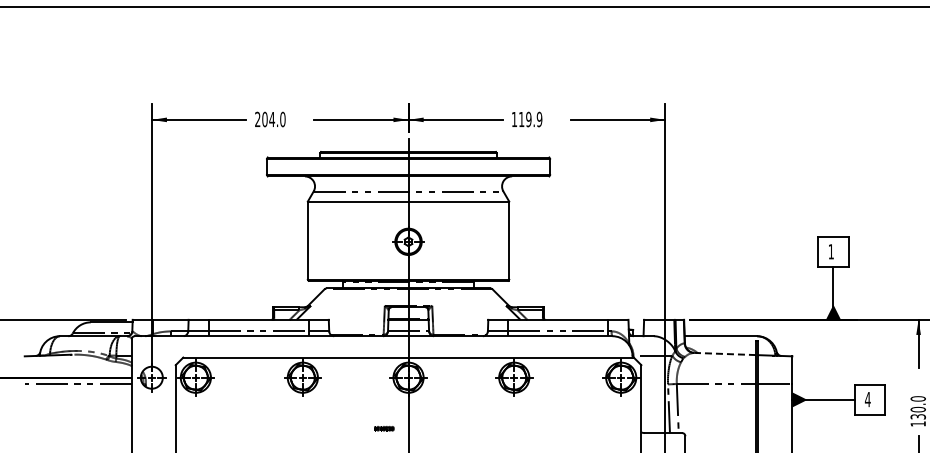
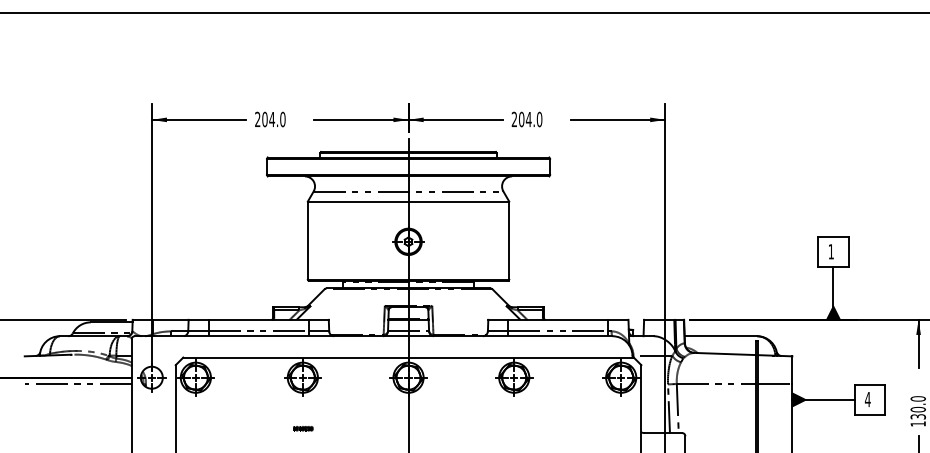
line position: (464, 7) -> (464, 13) (464, 13)
text: 119.9 -> 204.0 (526, 119)
line: dashed -> solid (725, 353)
part position: (384, 428) -> (303, 428) (303, 428)
